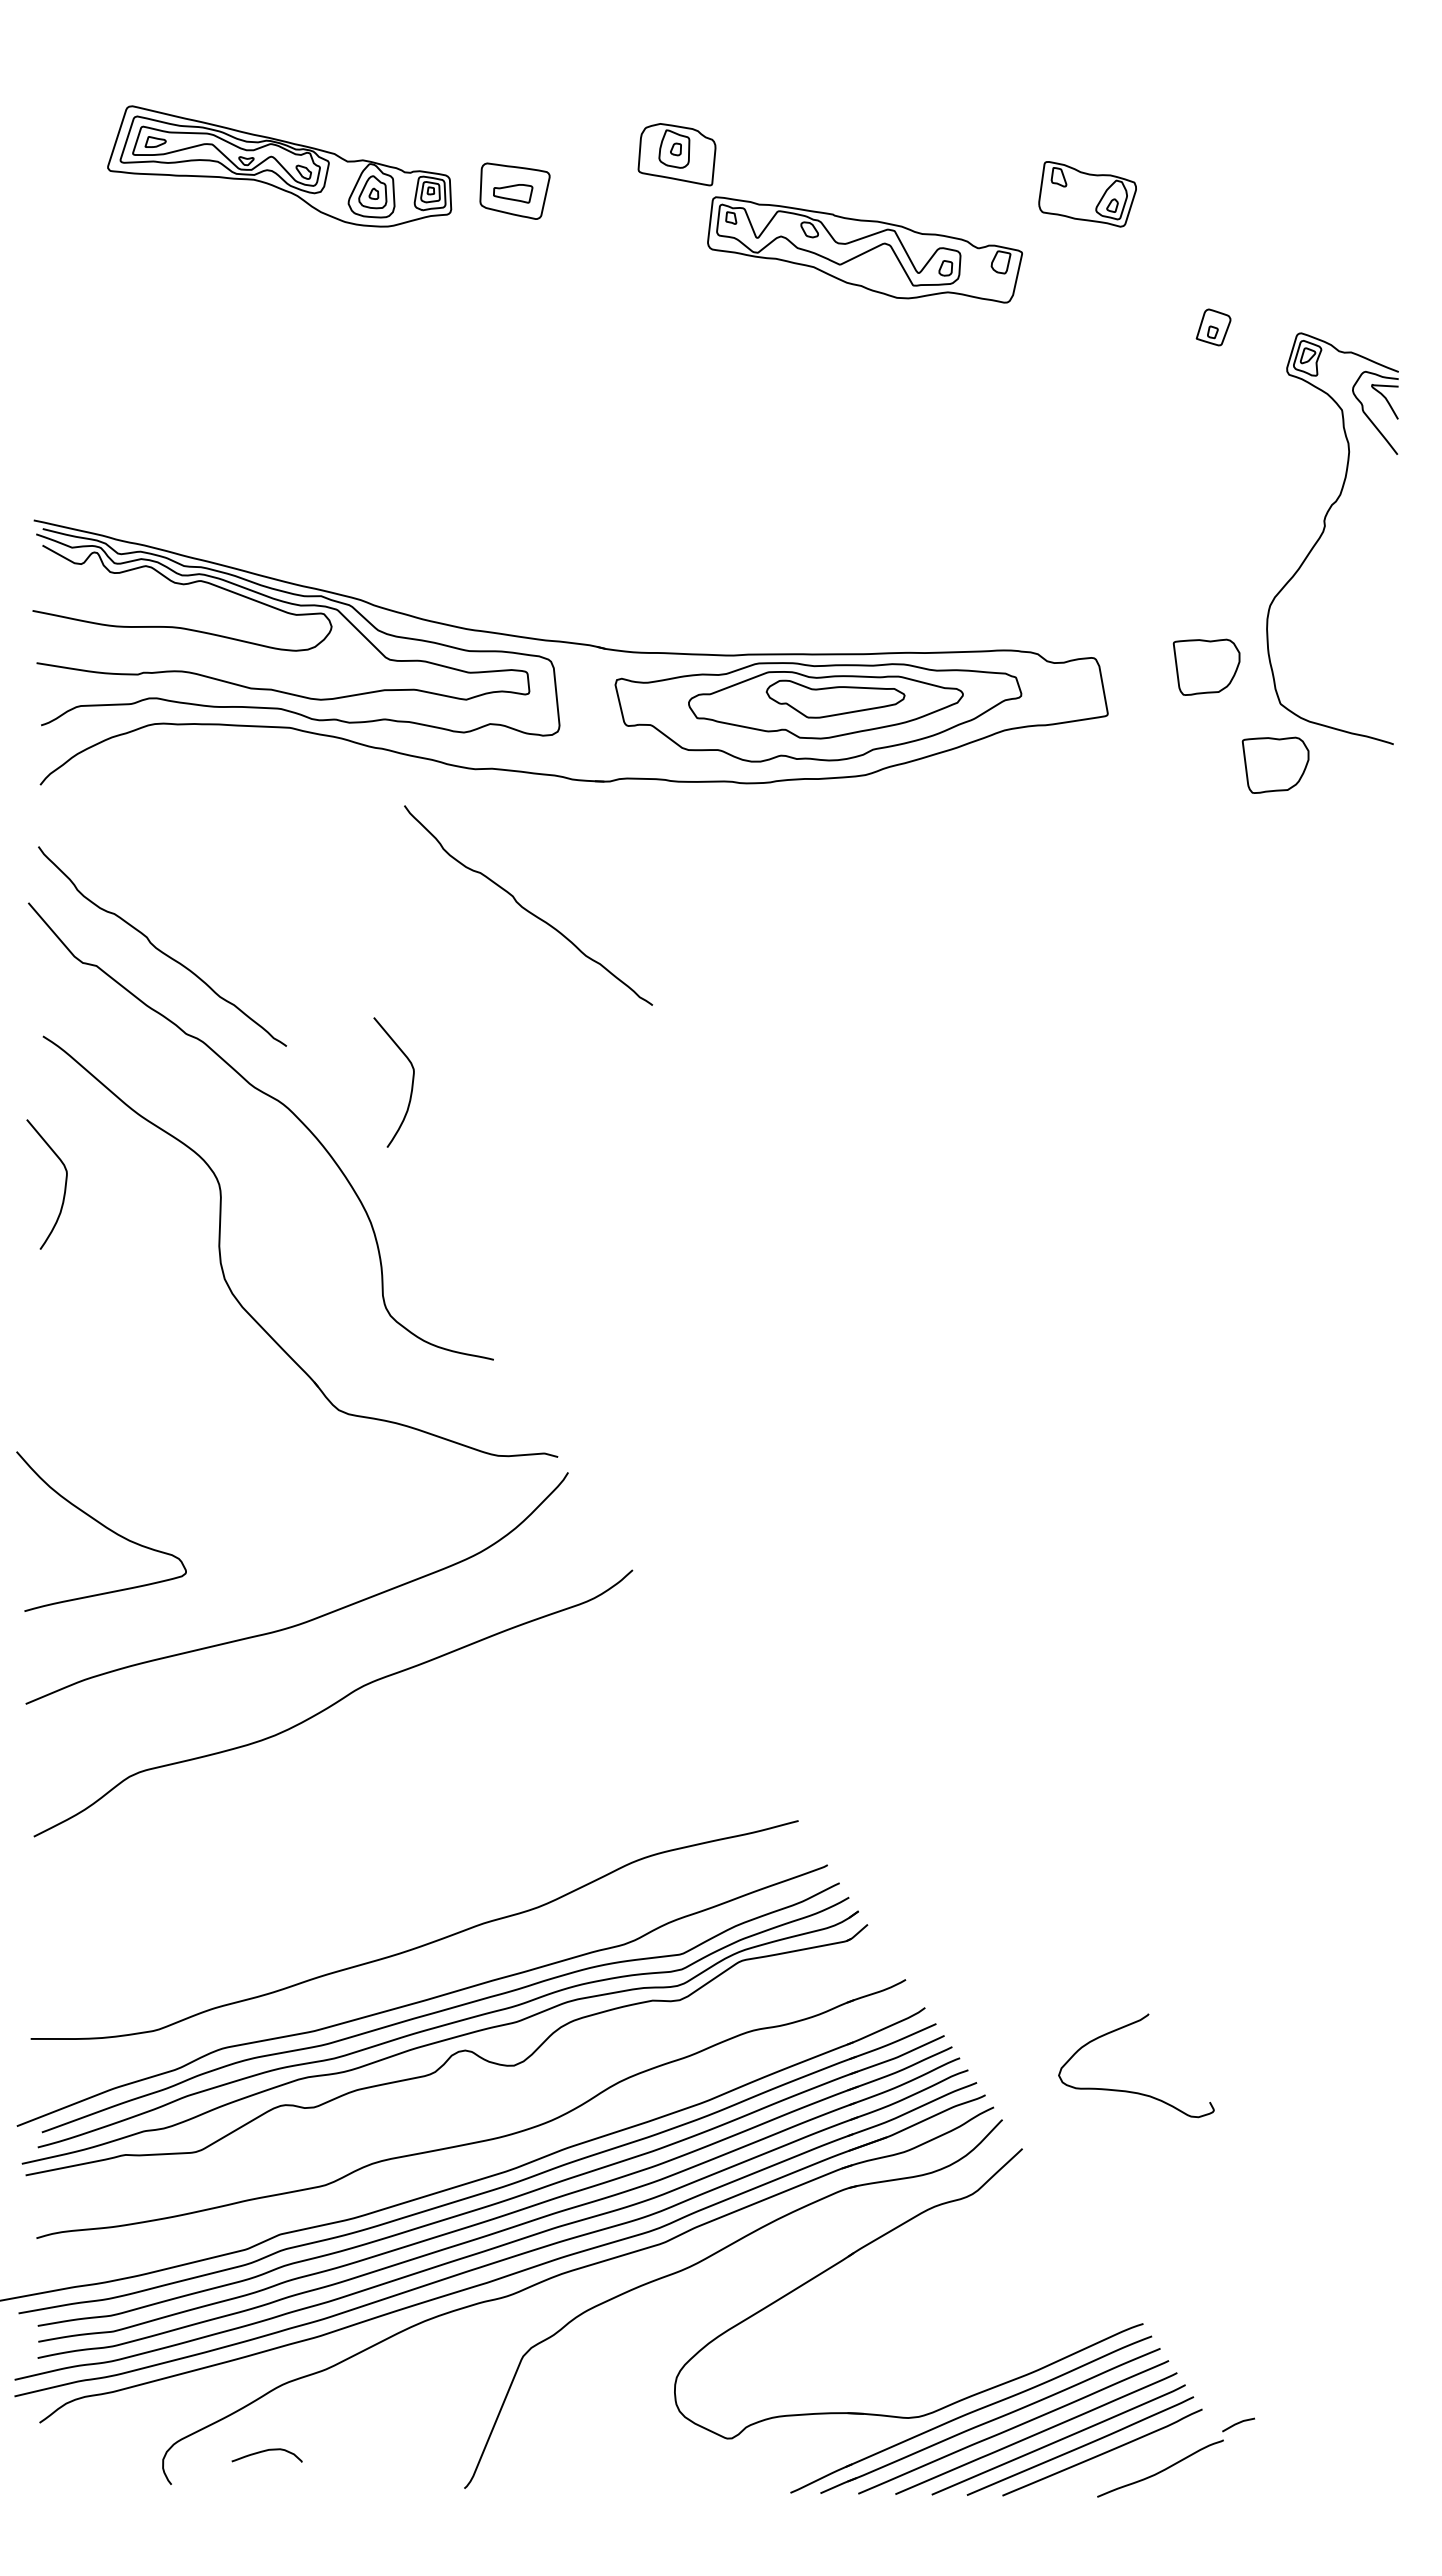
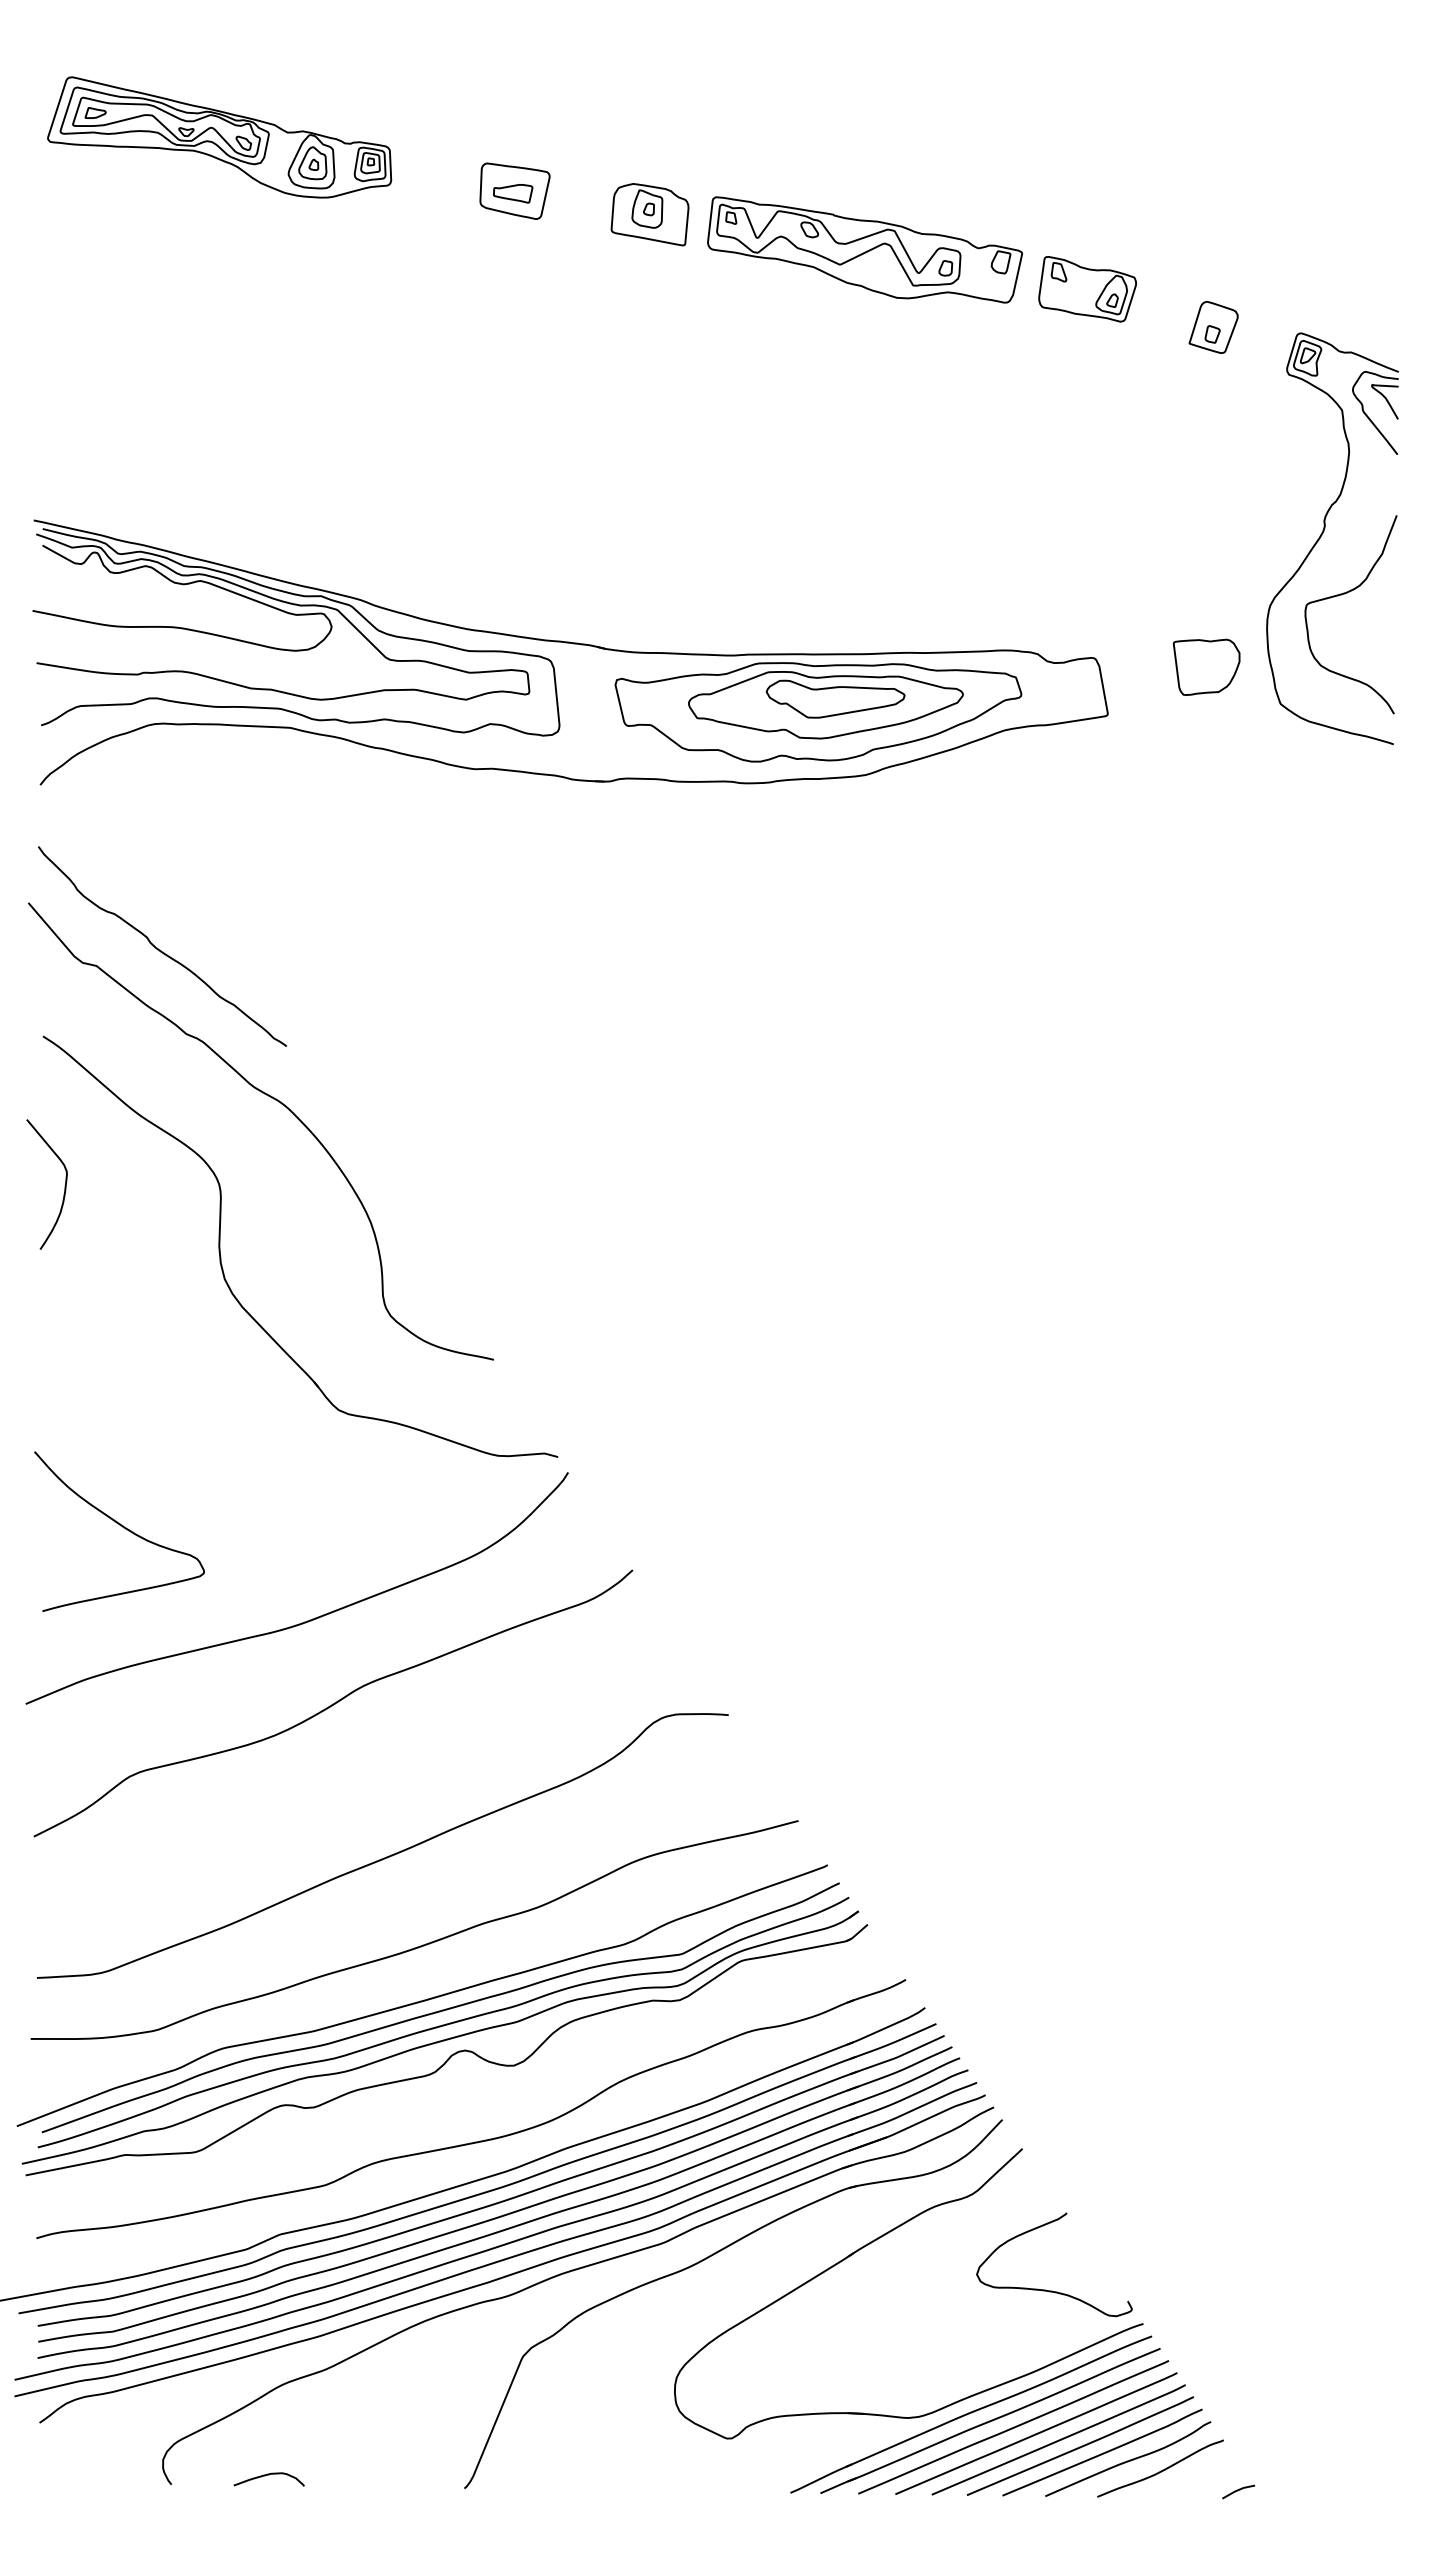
part position: (676, 154) -> (649, 214) (649, 214)
part position: (279, 166) -> (219, 137) (219, 137)
part position: (1087, 194) -> (1087, 289) (1087, 289)
part size: 37x39 px -> 51x53 px (1213, 327)
curve: none -> present (1345, 594)
part: present -> none (1275, 764)
curve: present -> none (527, 909)
curve: present -> none (411, 1083)
curve position: (104, 1527) -> (122, 1527) (122, 1527)
curve: none -> present (388, 1855)
curve position: (1134, 2091) -> (1052, 2290) (1052, 2290)
curve position: (1238, 2424) -> (1238, 2491) (1238, 2491)
curve position: (266, 2451) -> (268, 2475) (268, 2475)
curve: none -> present (1129, 2459)
